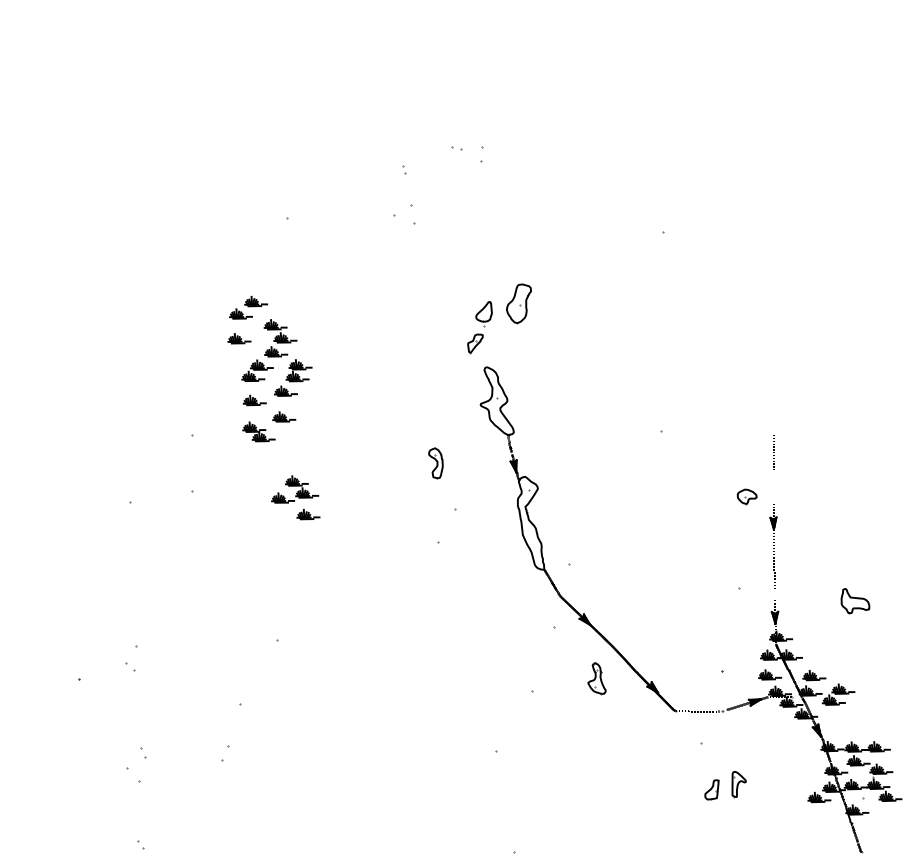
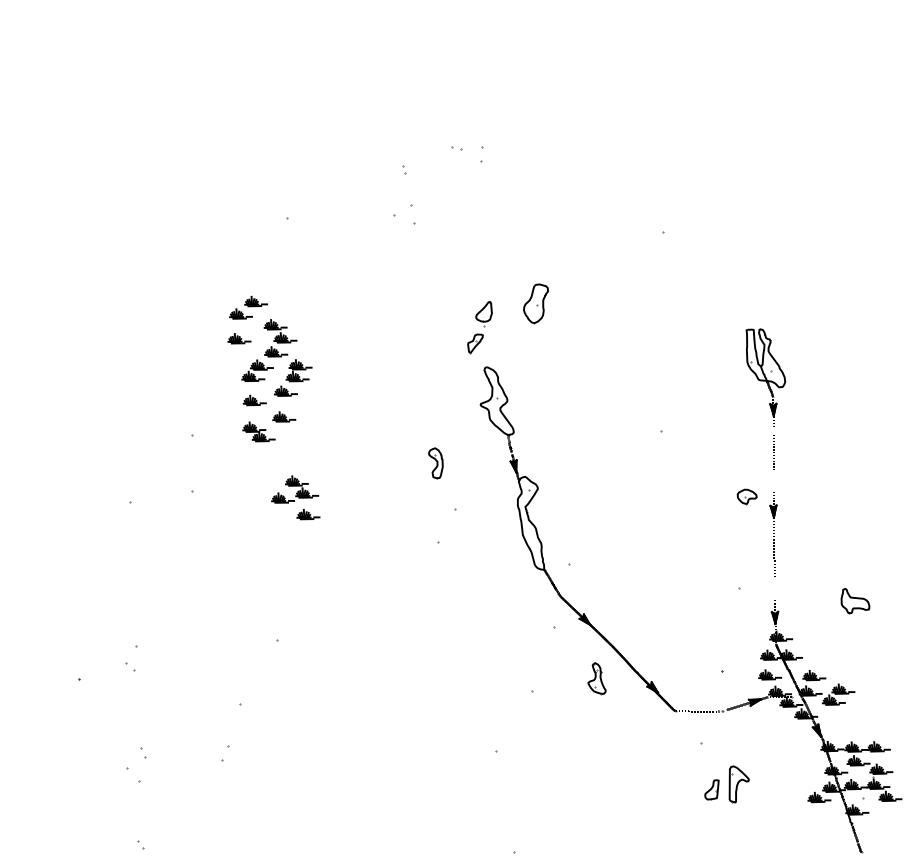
part position: (518, 303) -> (535, 303) (535, 303)
part: none -> present (765, 377)
part position: (773, 546) -> (773, 534) (773, 534)
part size: 16x28 px -> 22x39 px (738, 784)
